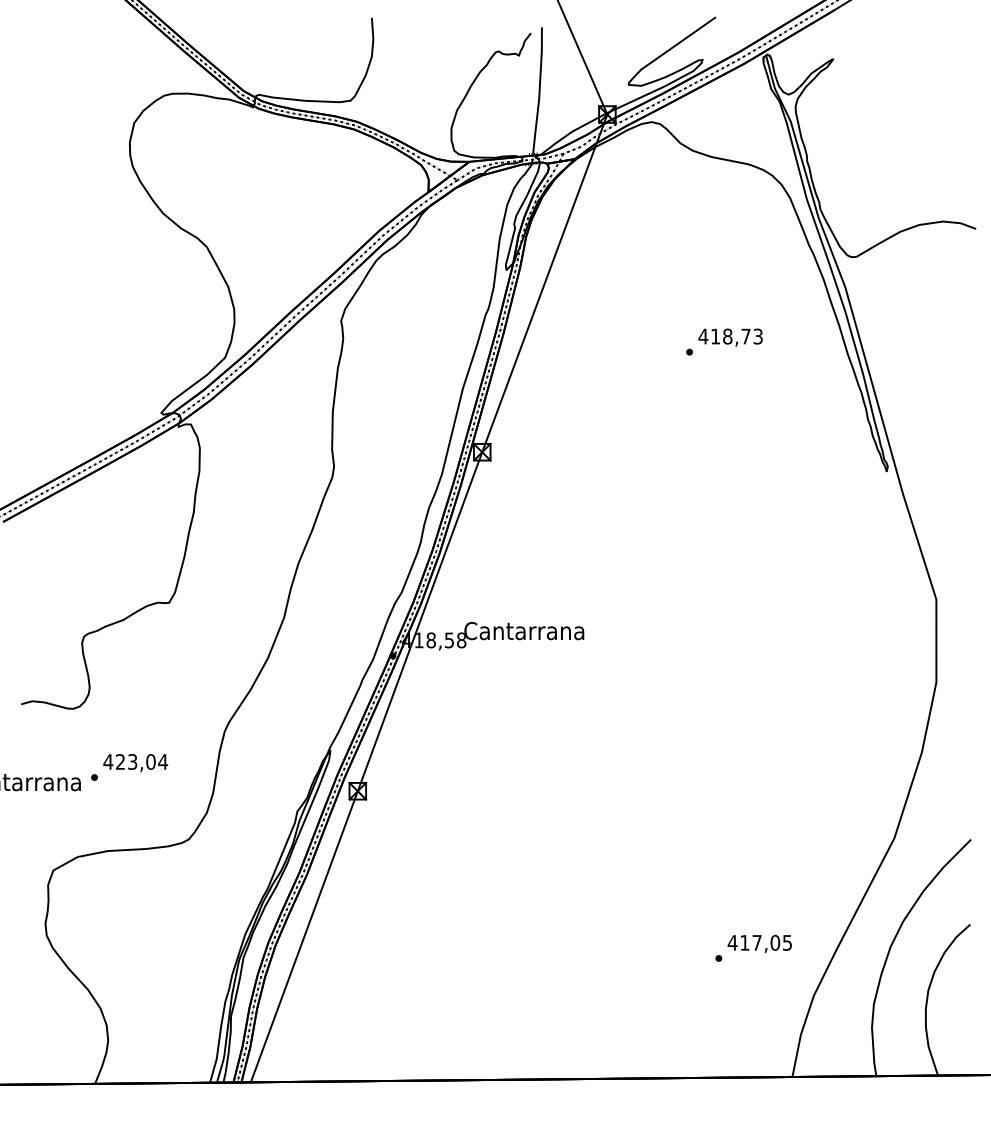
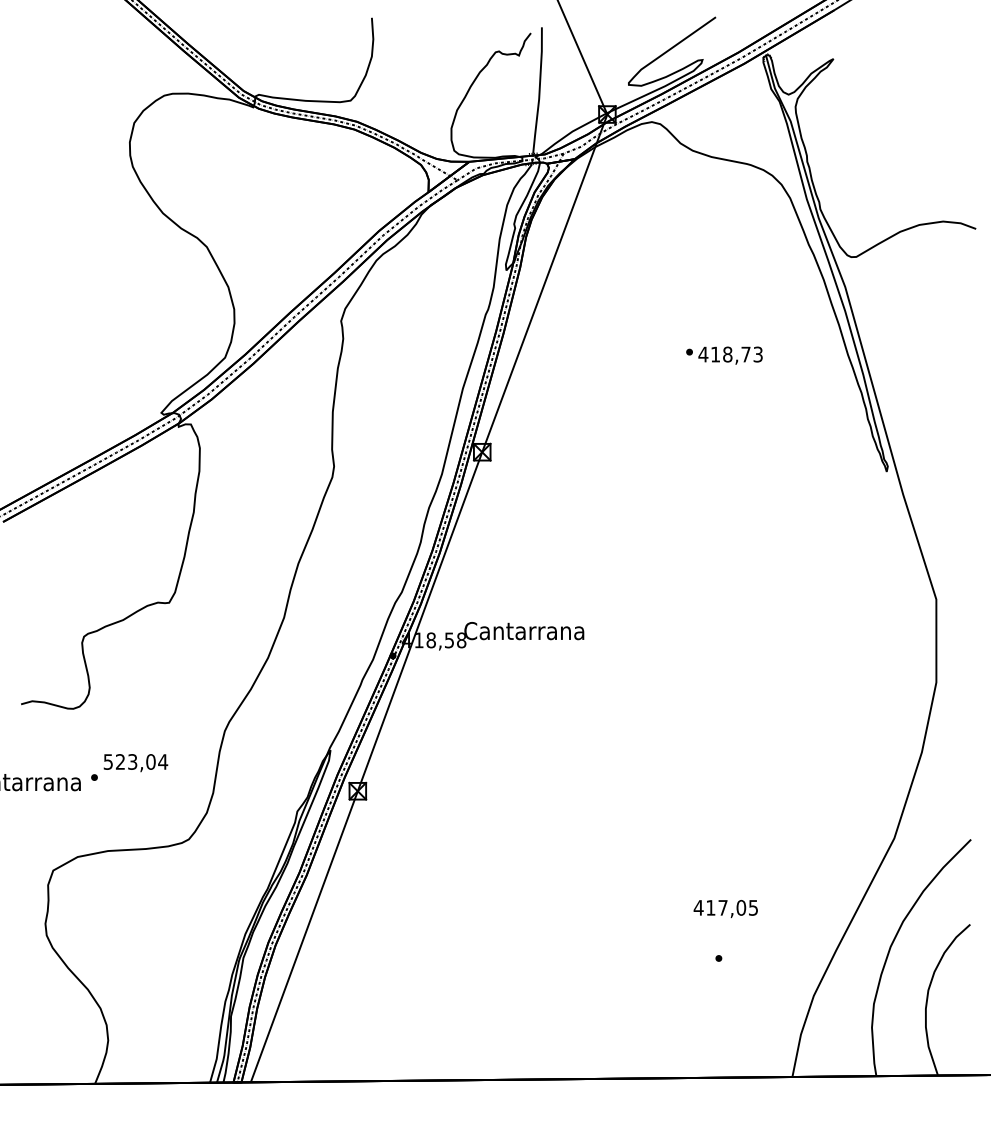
text position: (730, 337) -> (730, 355) (730, 355)
text: 423,04 -> 523,04 (108, 761)
text position: (759, 943) -> (725, 908) (725, 908)
